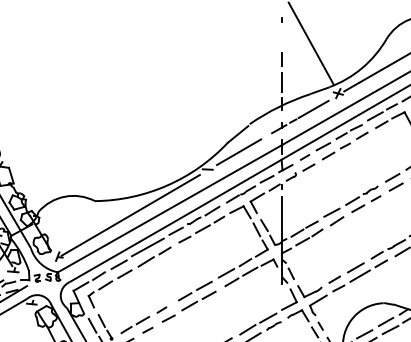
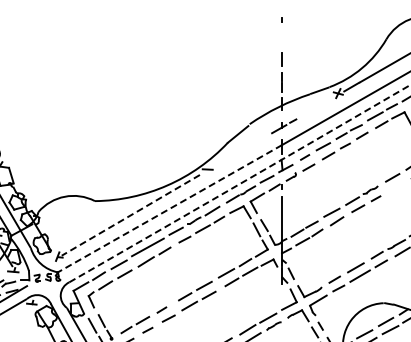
line: present -> none (310, 43)
line: present -> none (313, 109)
line: present -> none (239, 152)
arc: solid -> dashed (240, 183)
line: present -> none (395, 186)
line: solid -> dashed (170, 208)
line: solid -> dashed (130, 215)
